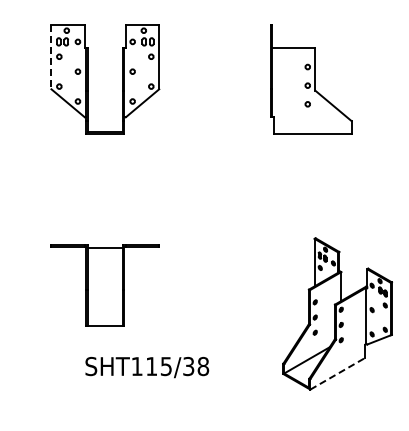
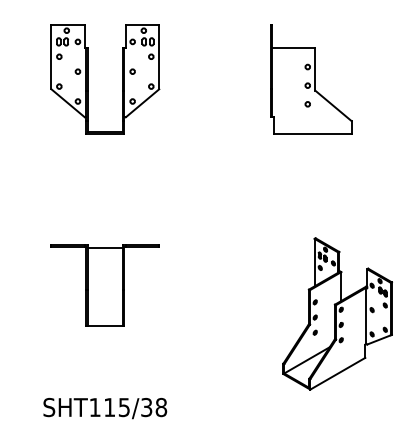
line: dashed -> solid (51, 57)
text position: (147, 367) -> (105, 408) (105, 408)
line: dashed -> solid (337, 373)
